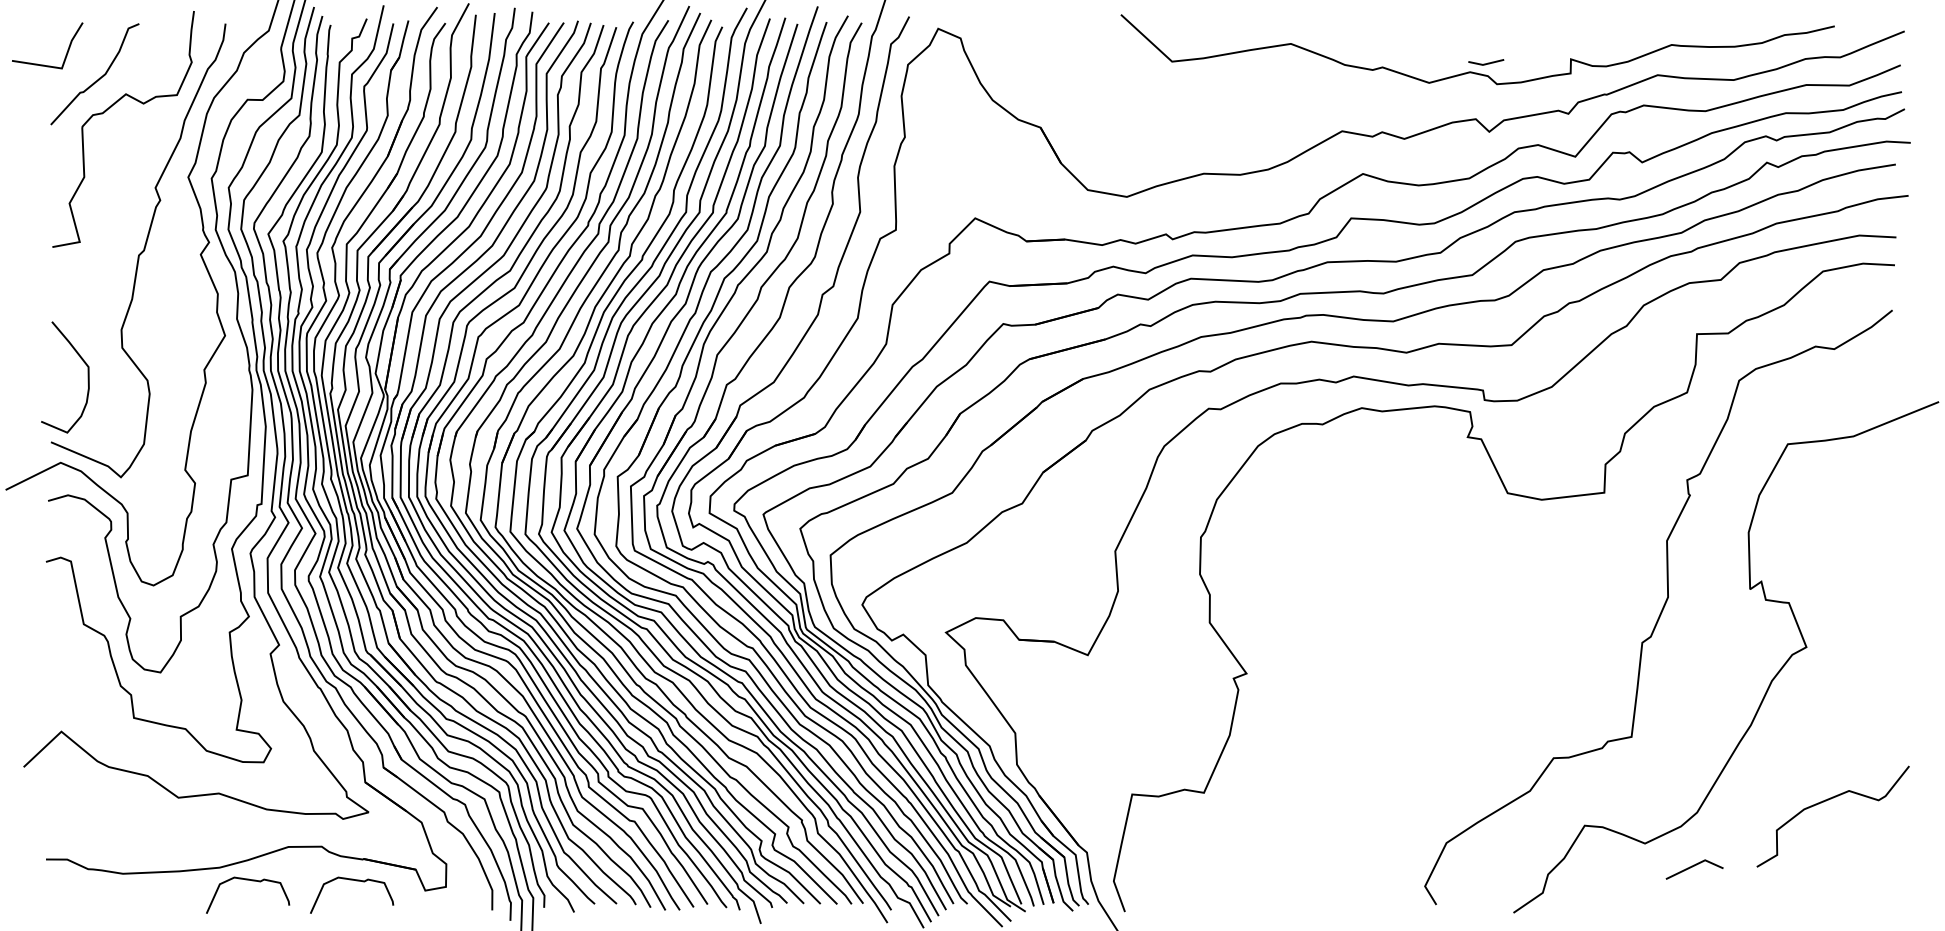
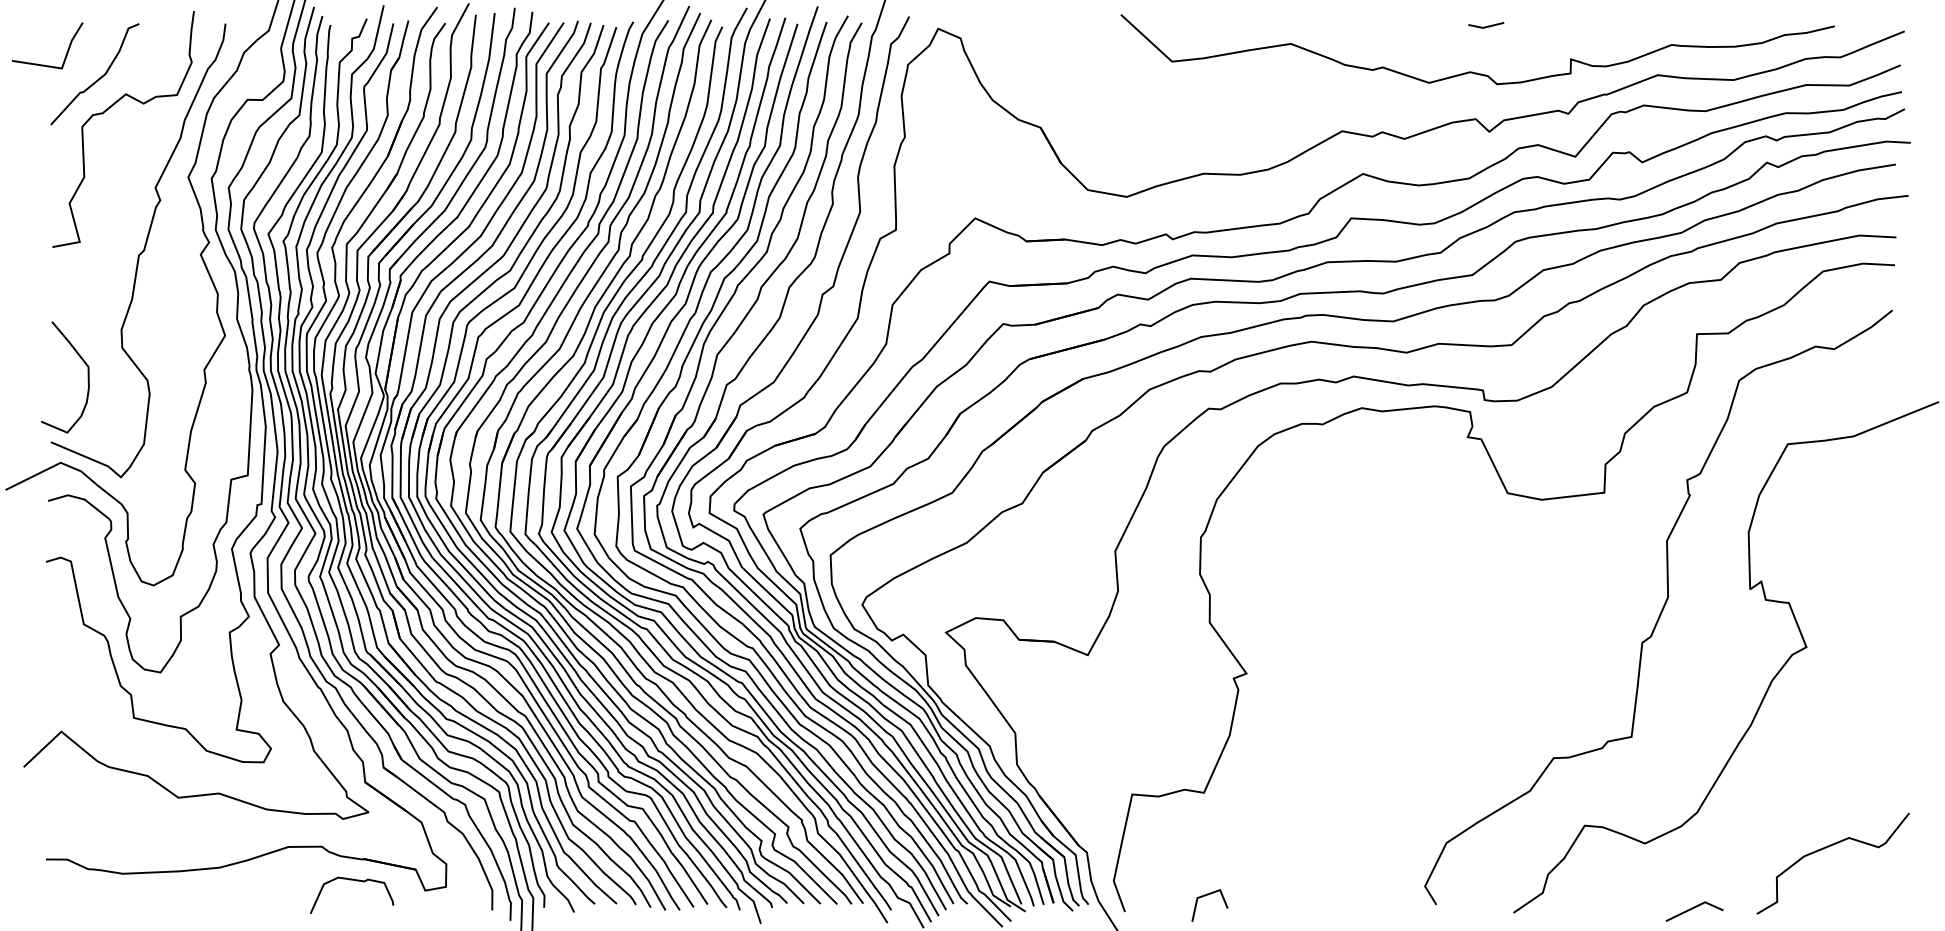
line position: (1487, 62) -> (1487, 25) (1487, 25)
curve position: (1826, 801) -> (1826, 848) (1826, 848)
line position: (1692, 867) -> (1692, 909) (1692, 909)
curve: present -> none (252, 881)
line: none -> present (1205, 896)
